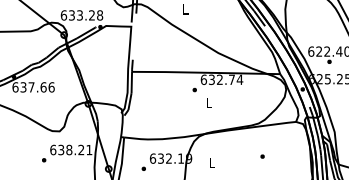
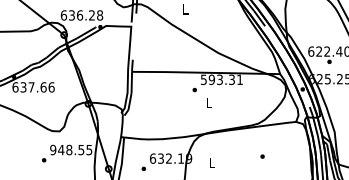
text: 633.28 -> 636.28 (80, 15)
text: 632.74 -> 593.31 (221, 79)
text: 638.21 -> 948.55 (71, 149)
